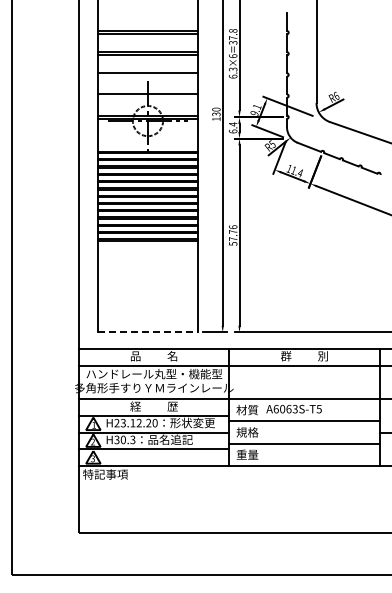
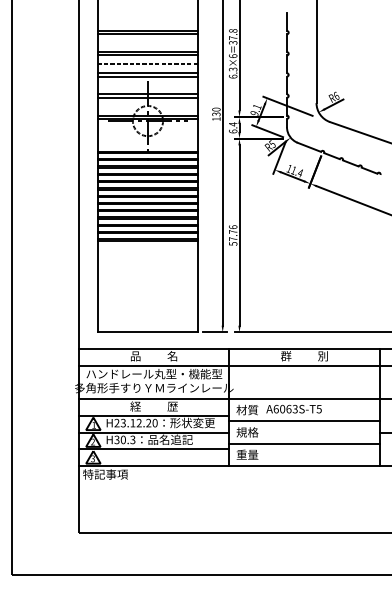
line: none -> present (147, 64)
line: none -> present (147, 76)
line: none -> present (147, 97)
line: dashed -> solid (148, 332)
